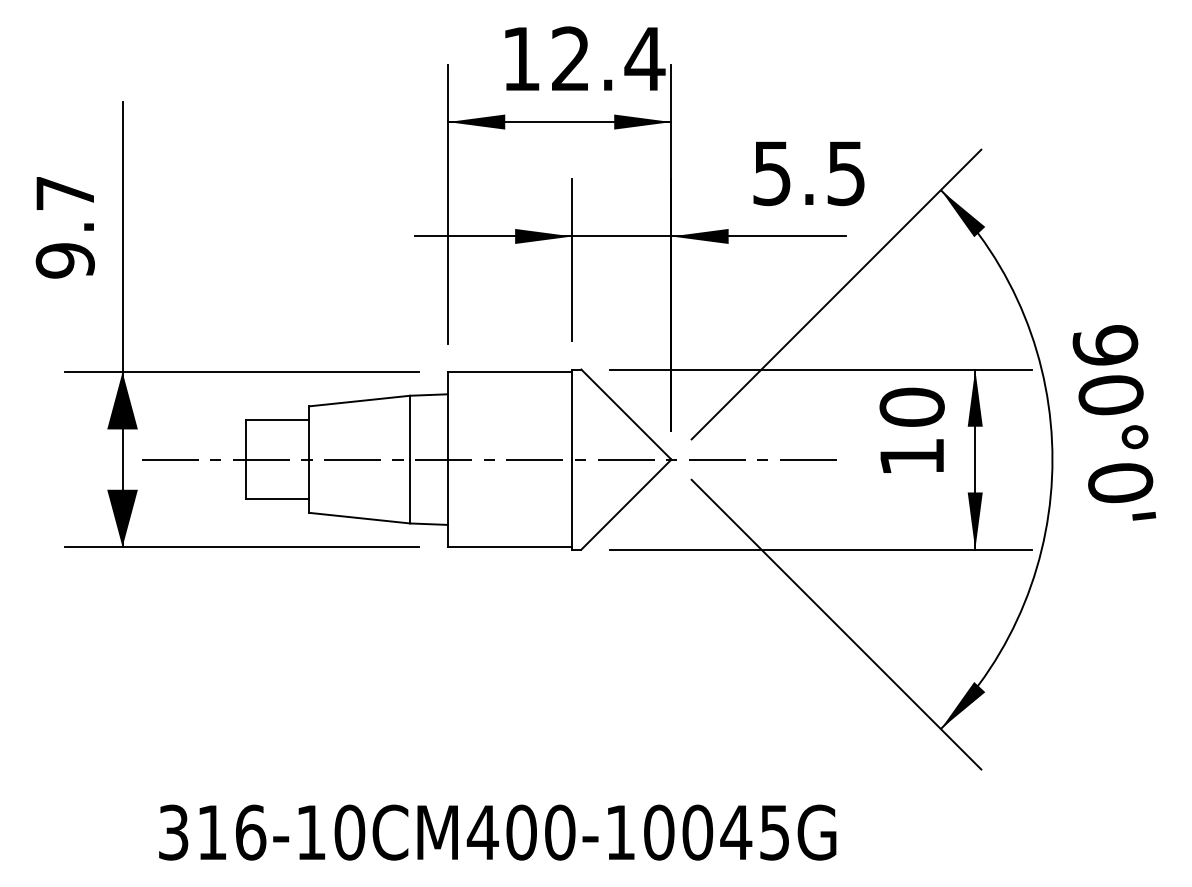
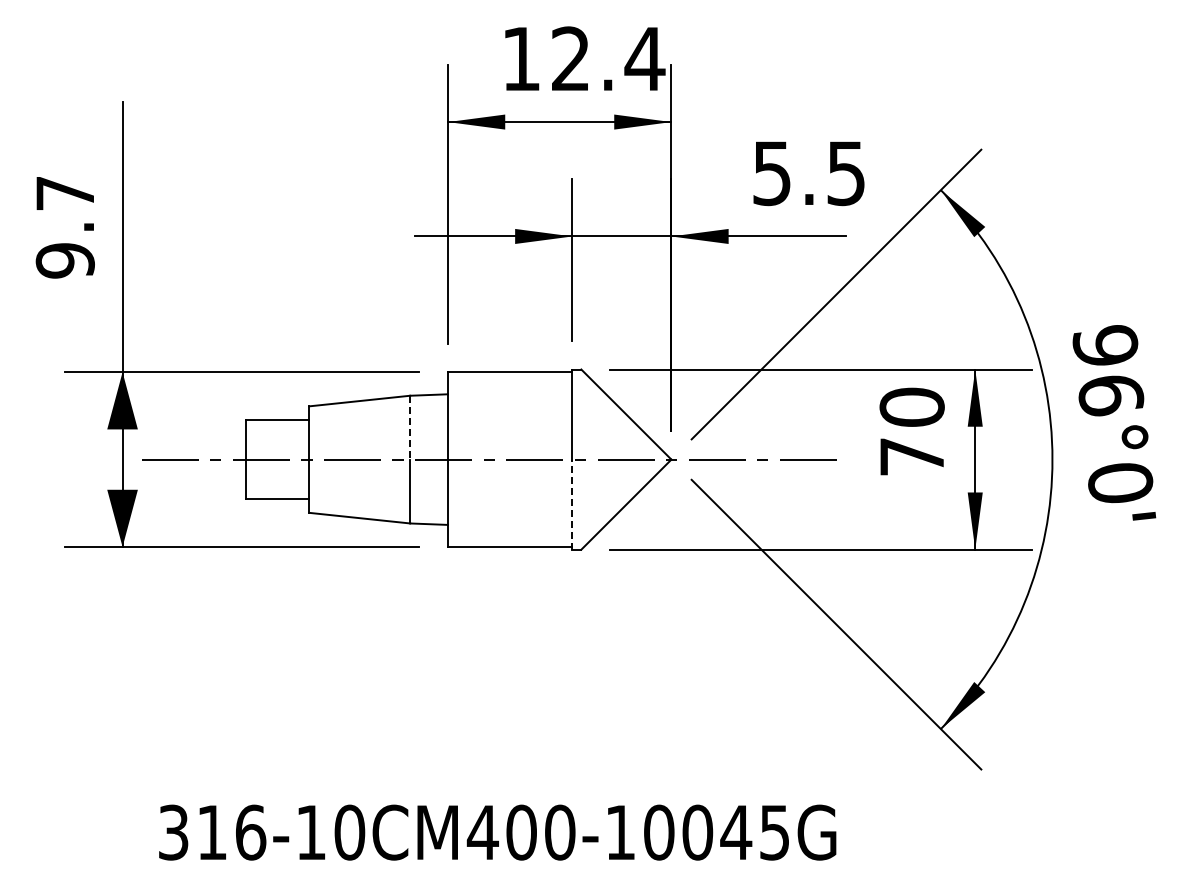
text: 90°0' -> 96°0' (1111, 395)
line: solid -> dashed (410, 427)
text: 10 -> 70 (911, 456)
line: solid -> dashed (572, 504)
